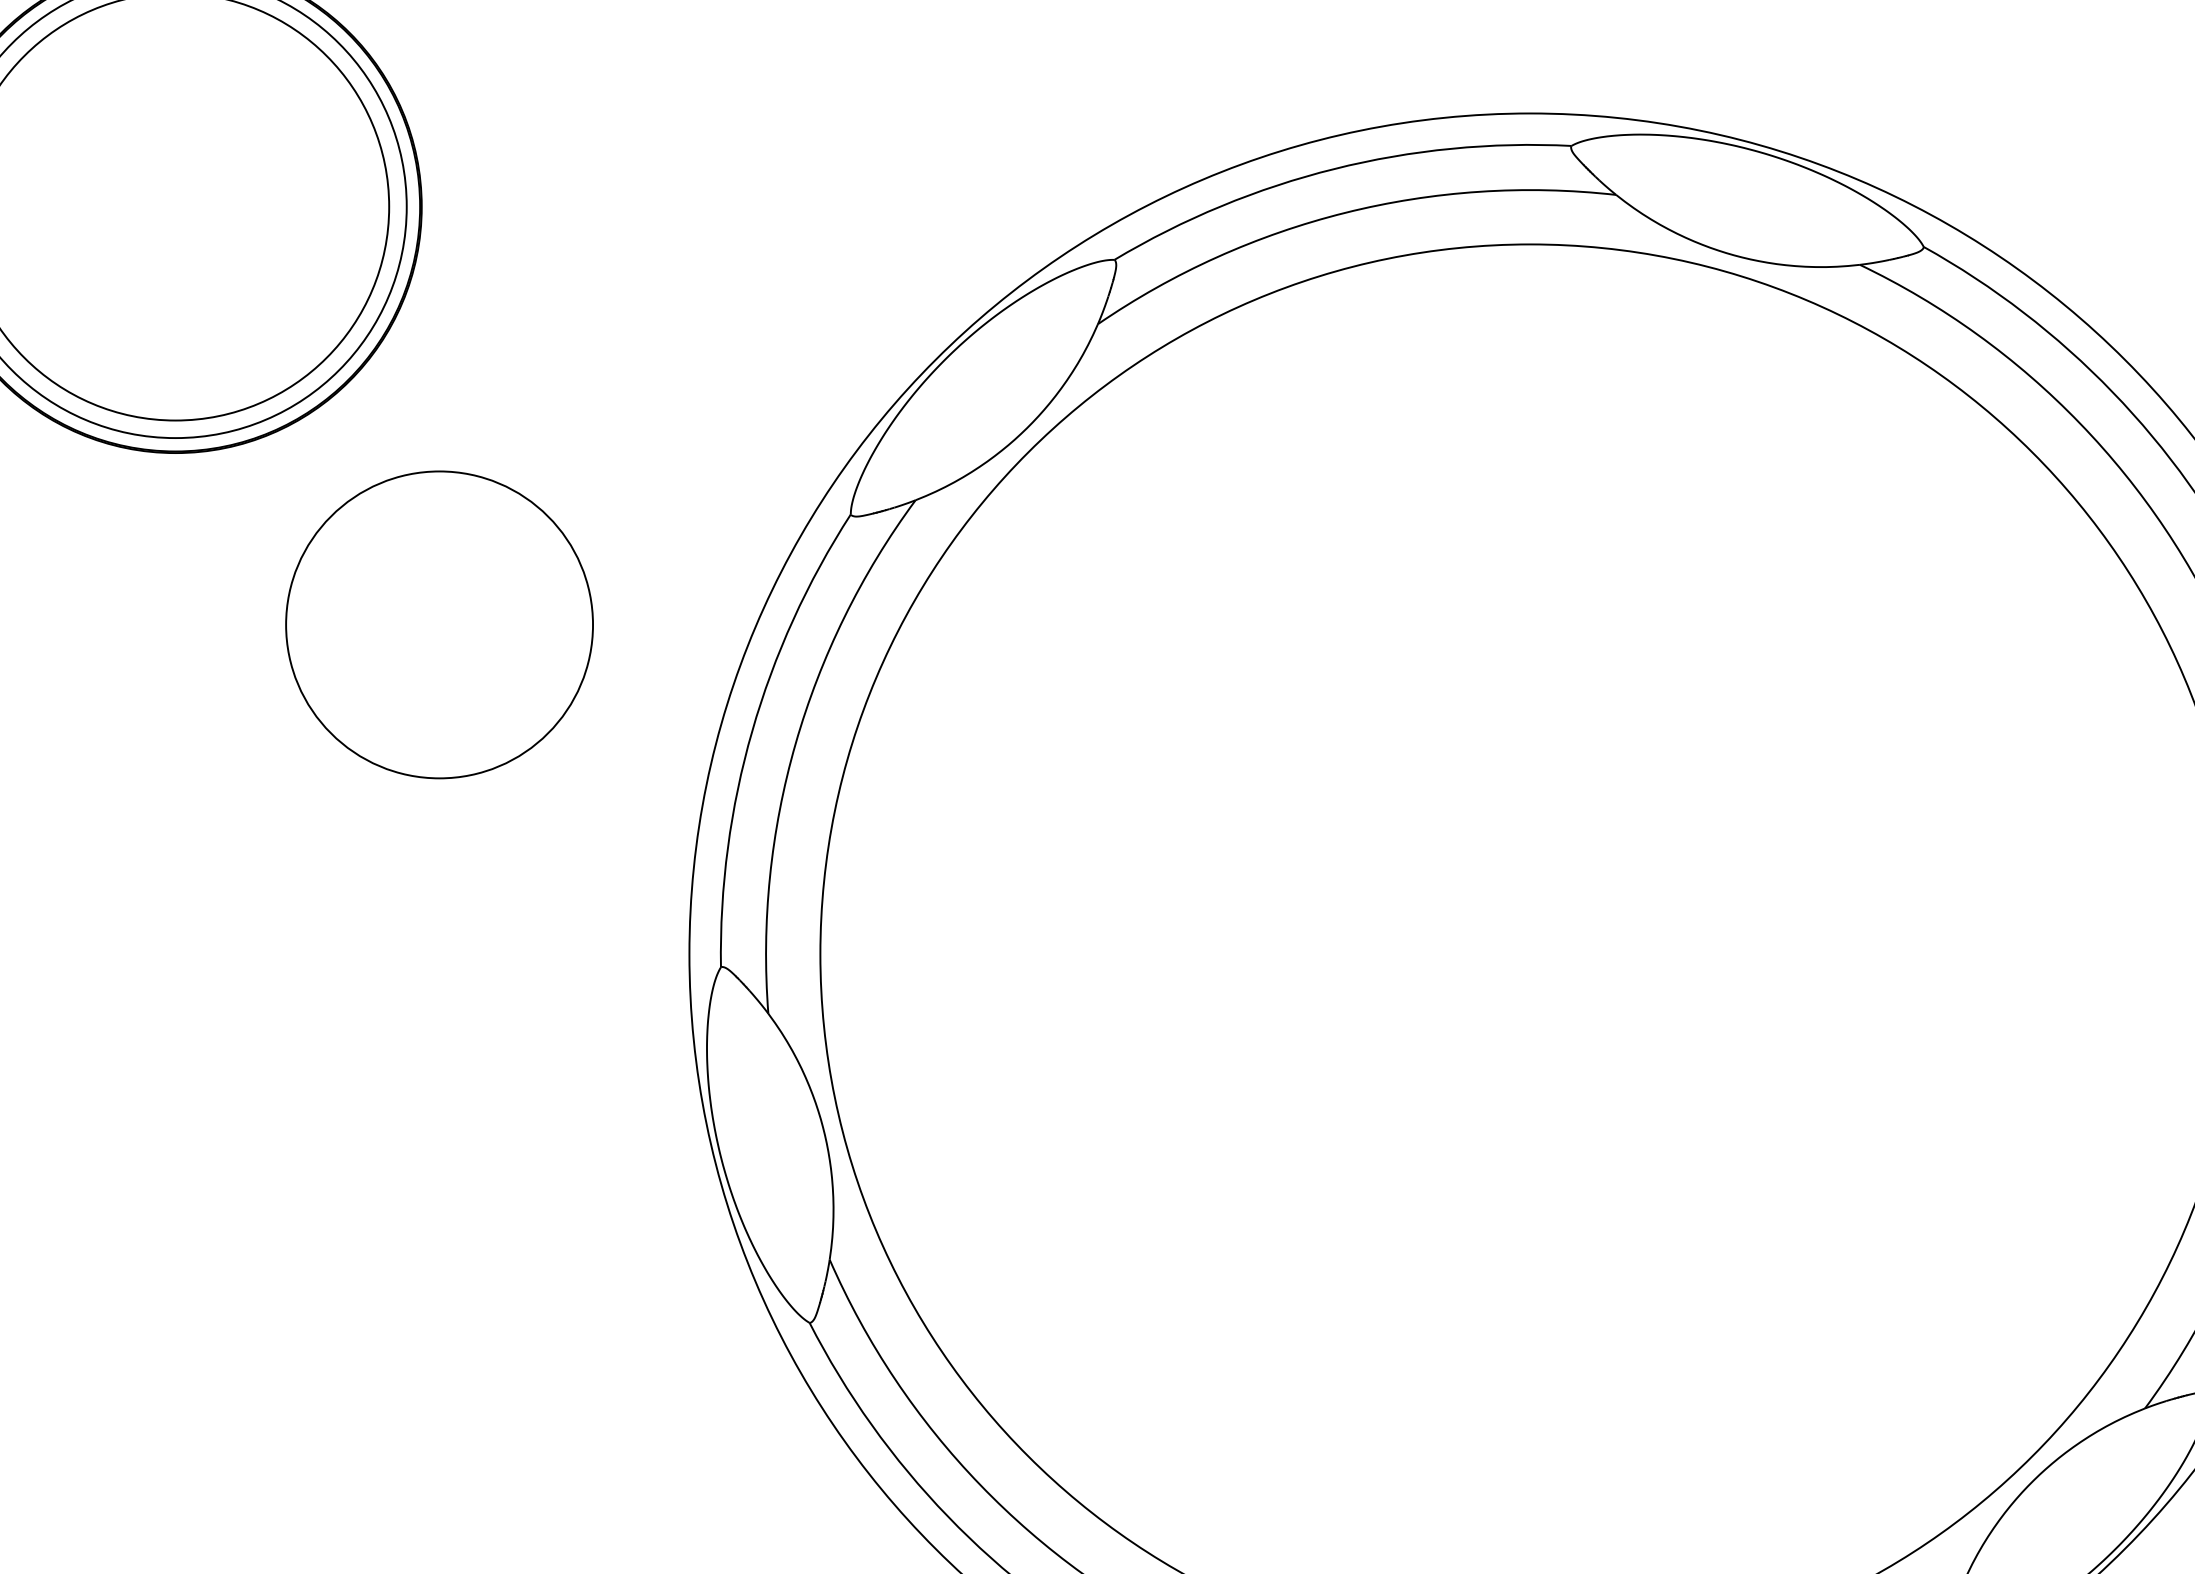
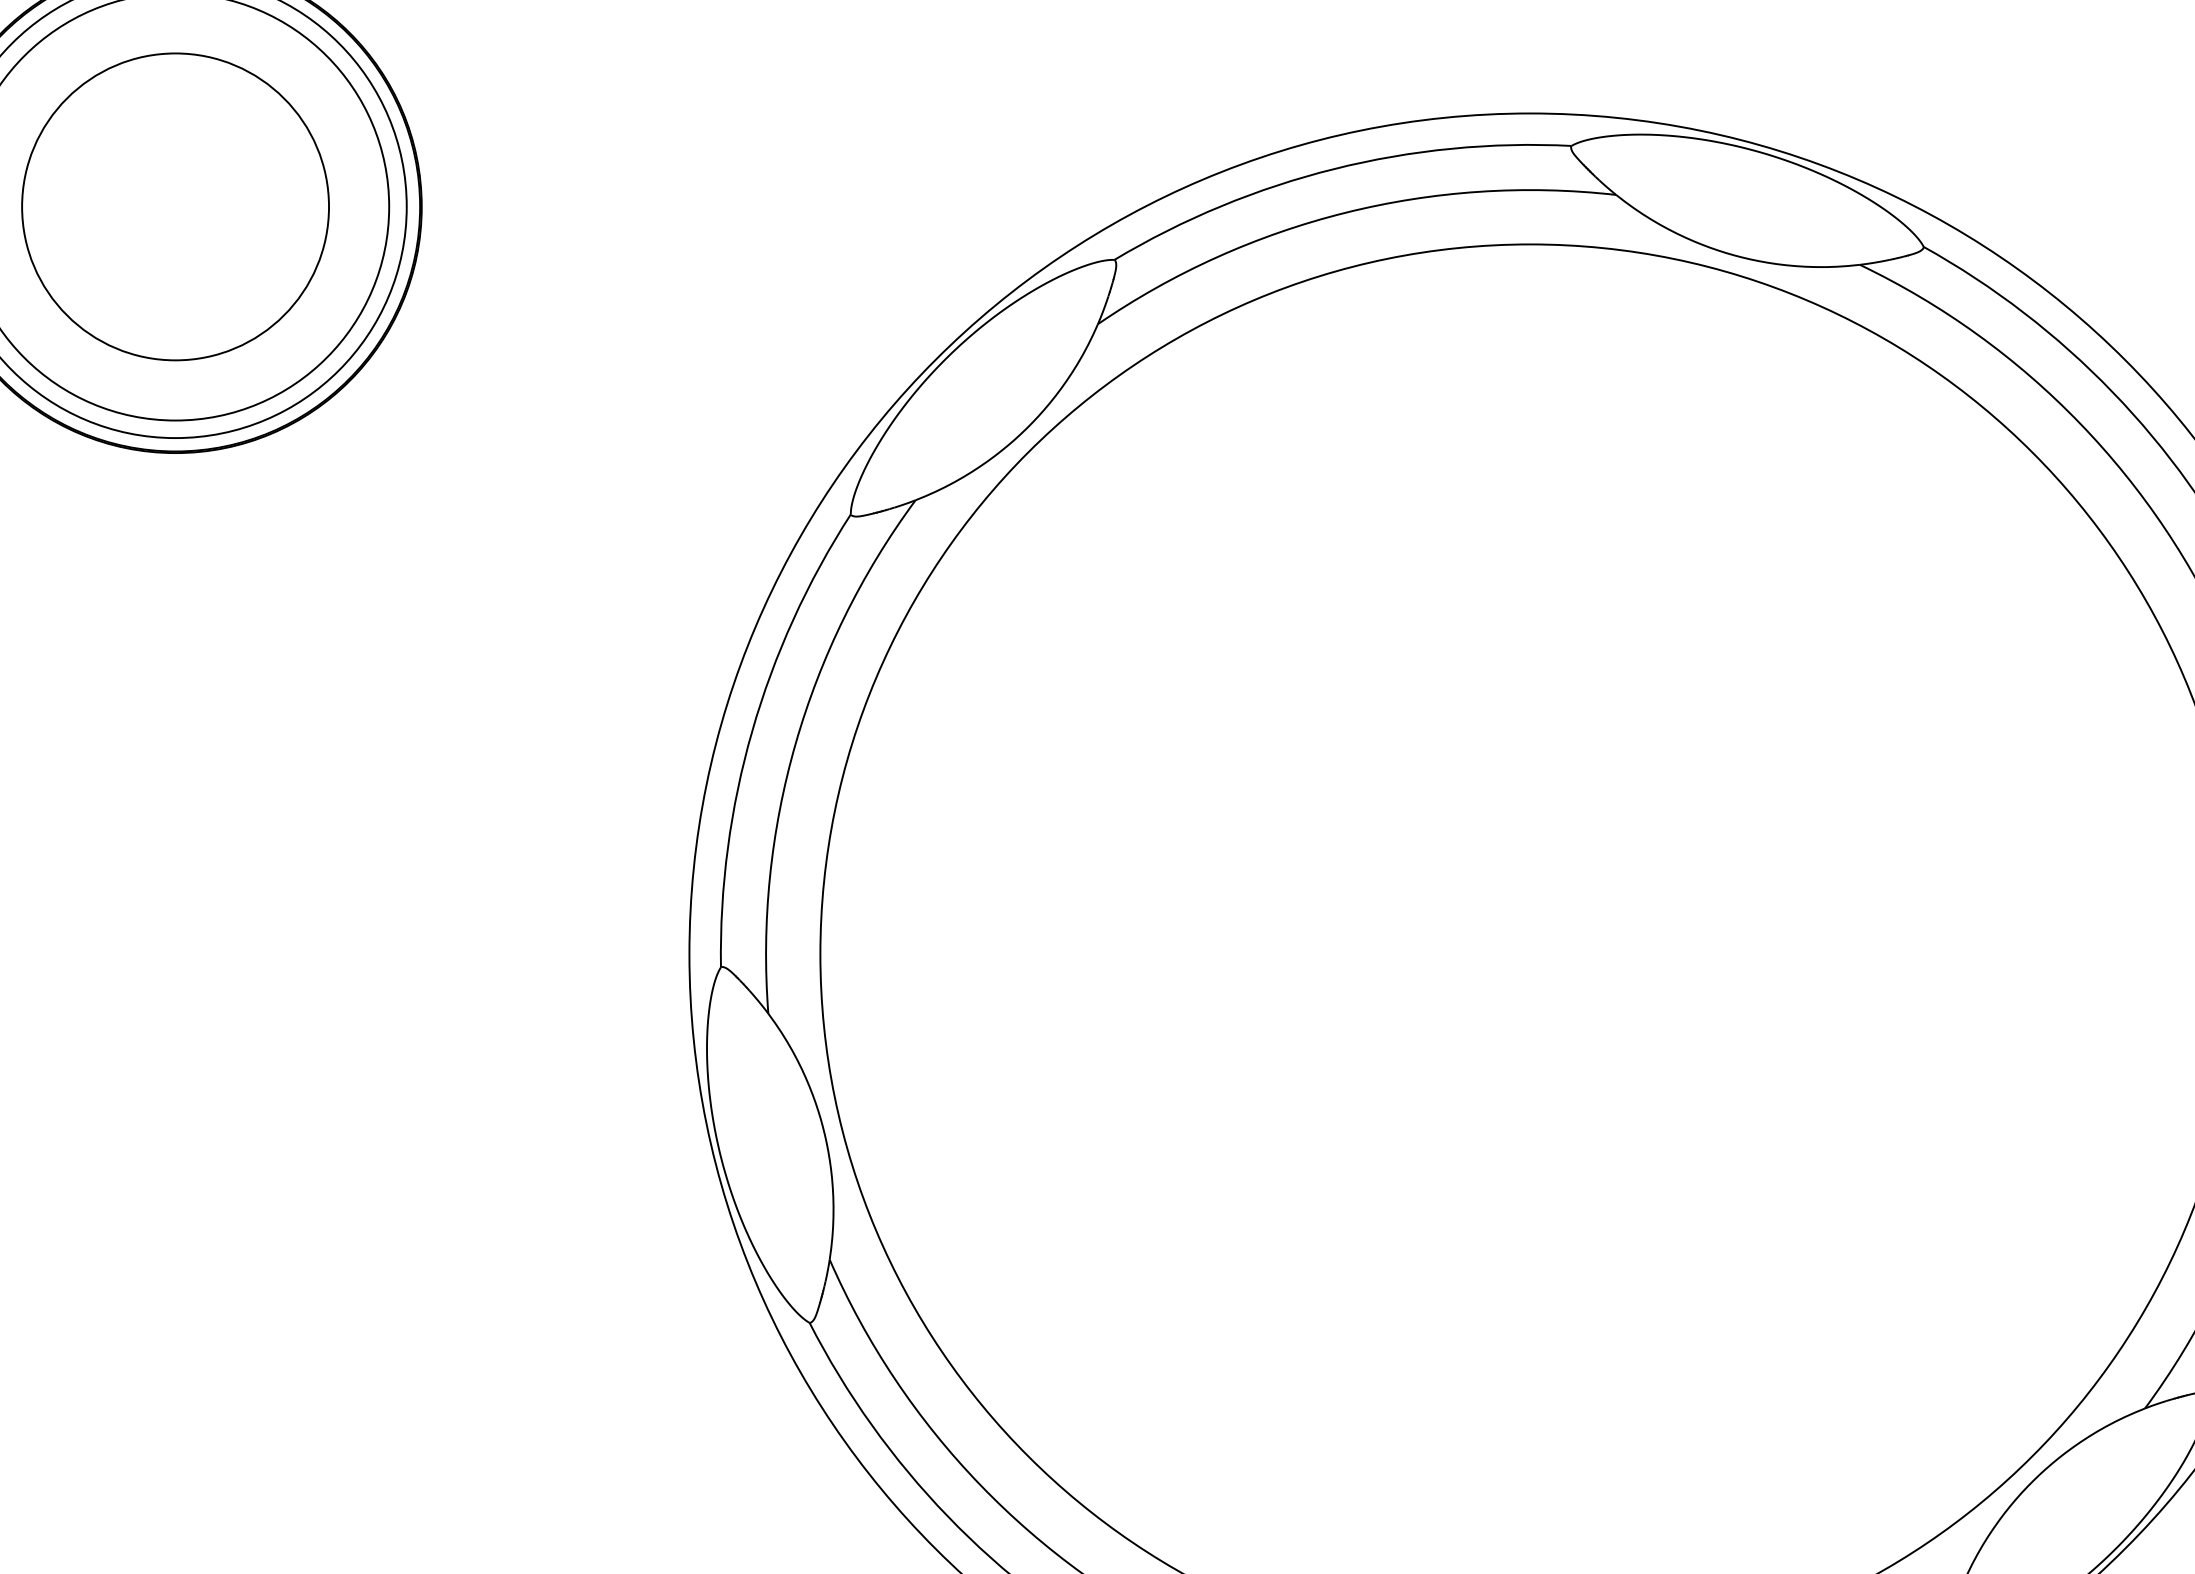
circle position: (439, 624) -> (175, 206) (175, 206)
